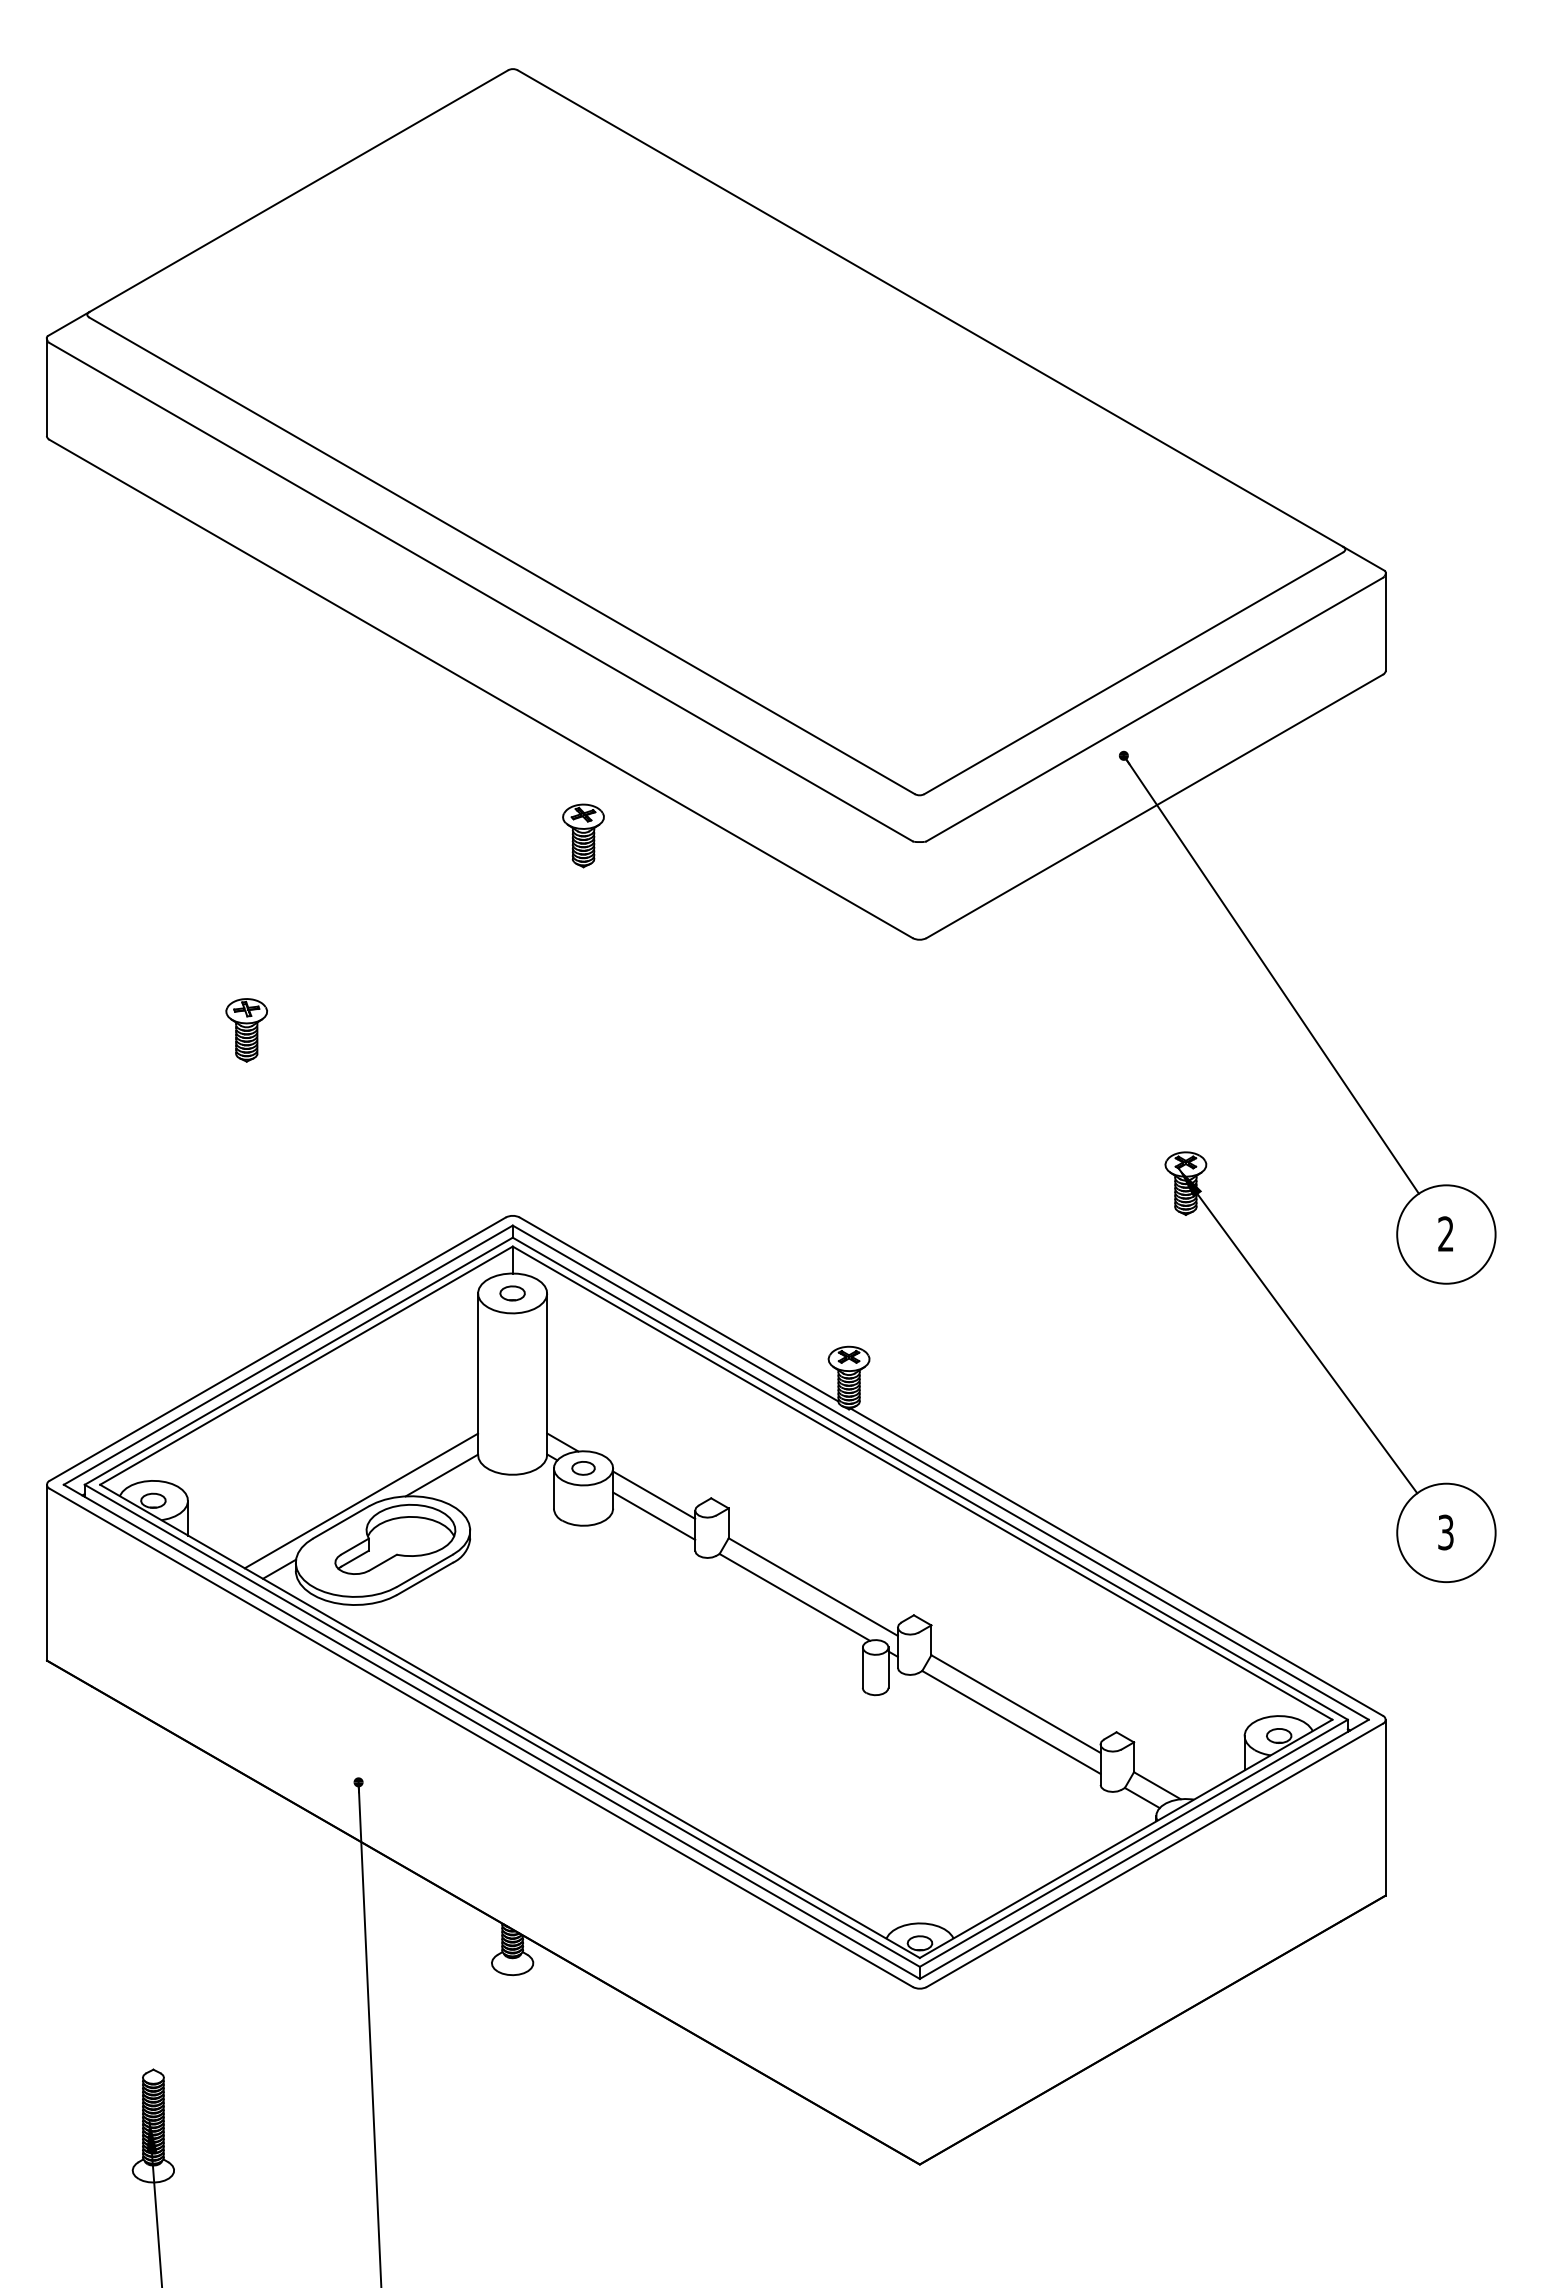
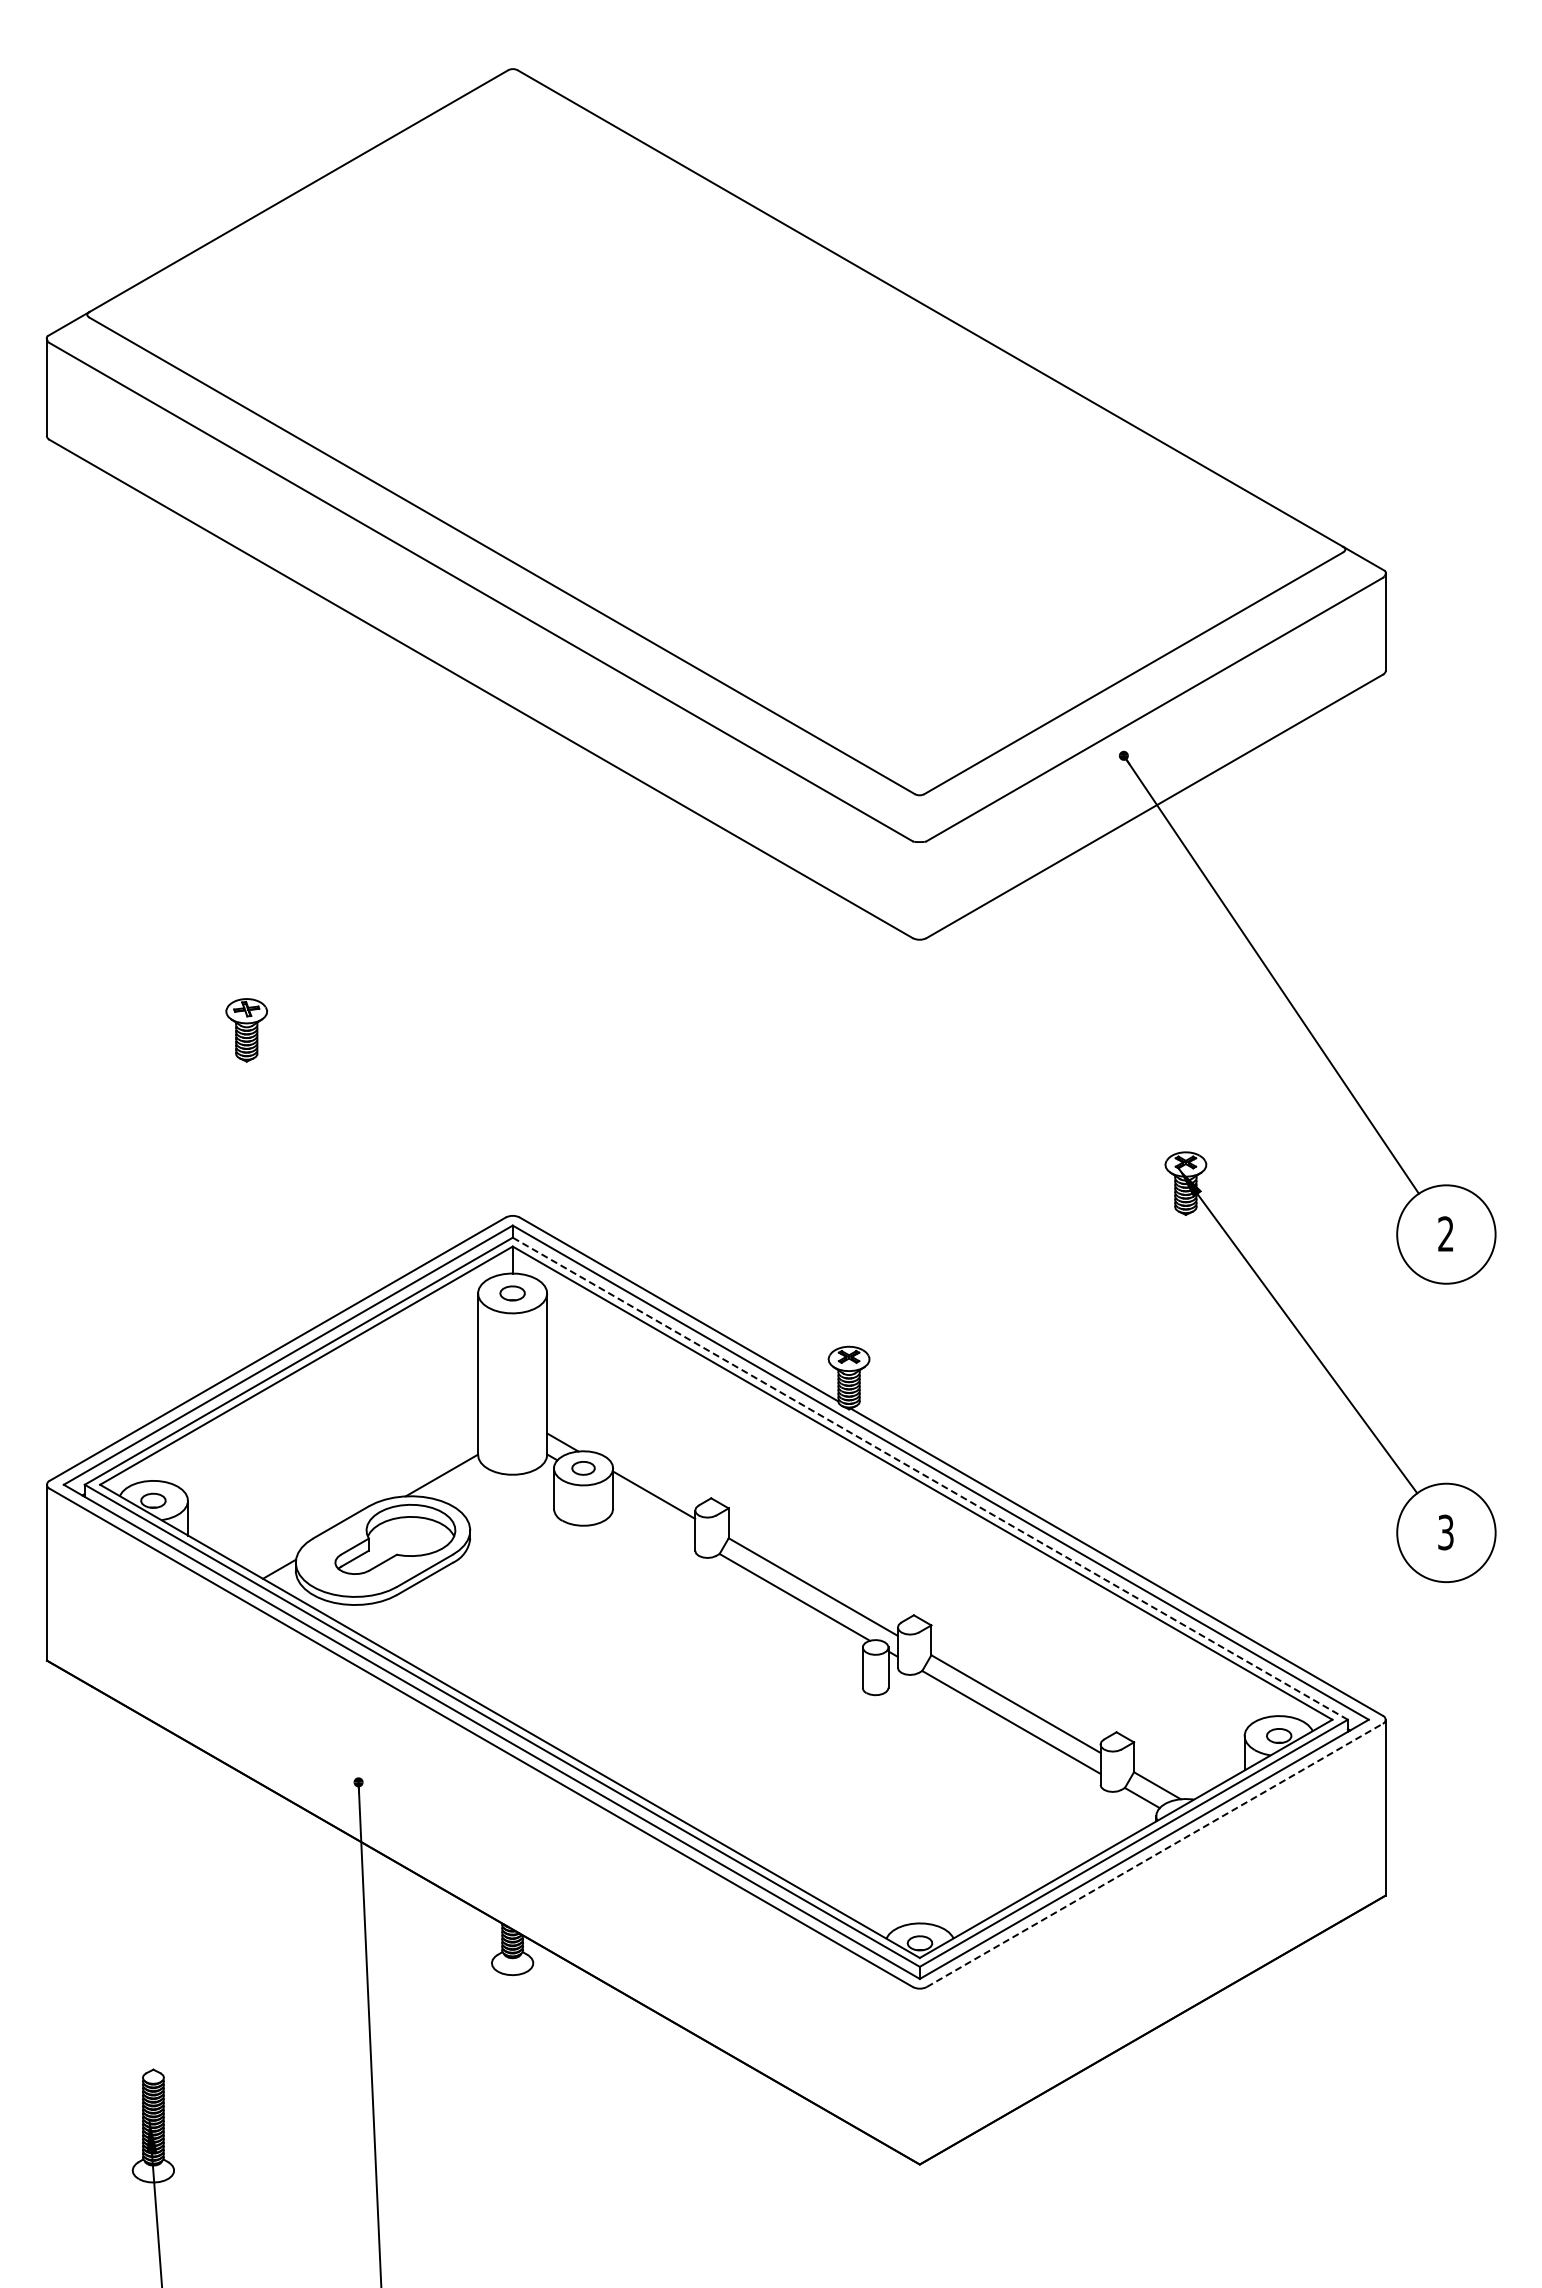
part: present -> none (583, 835)
line: solid -> dashed (929, 1478)
line: present -> none (361, 1500)
line: present -> none (654, 1515)
line: solid -> dashed (1155, 1855)
